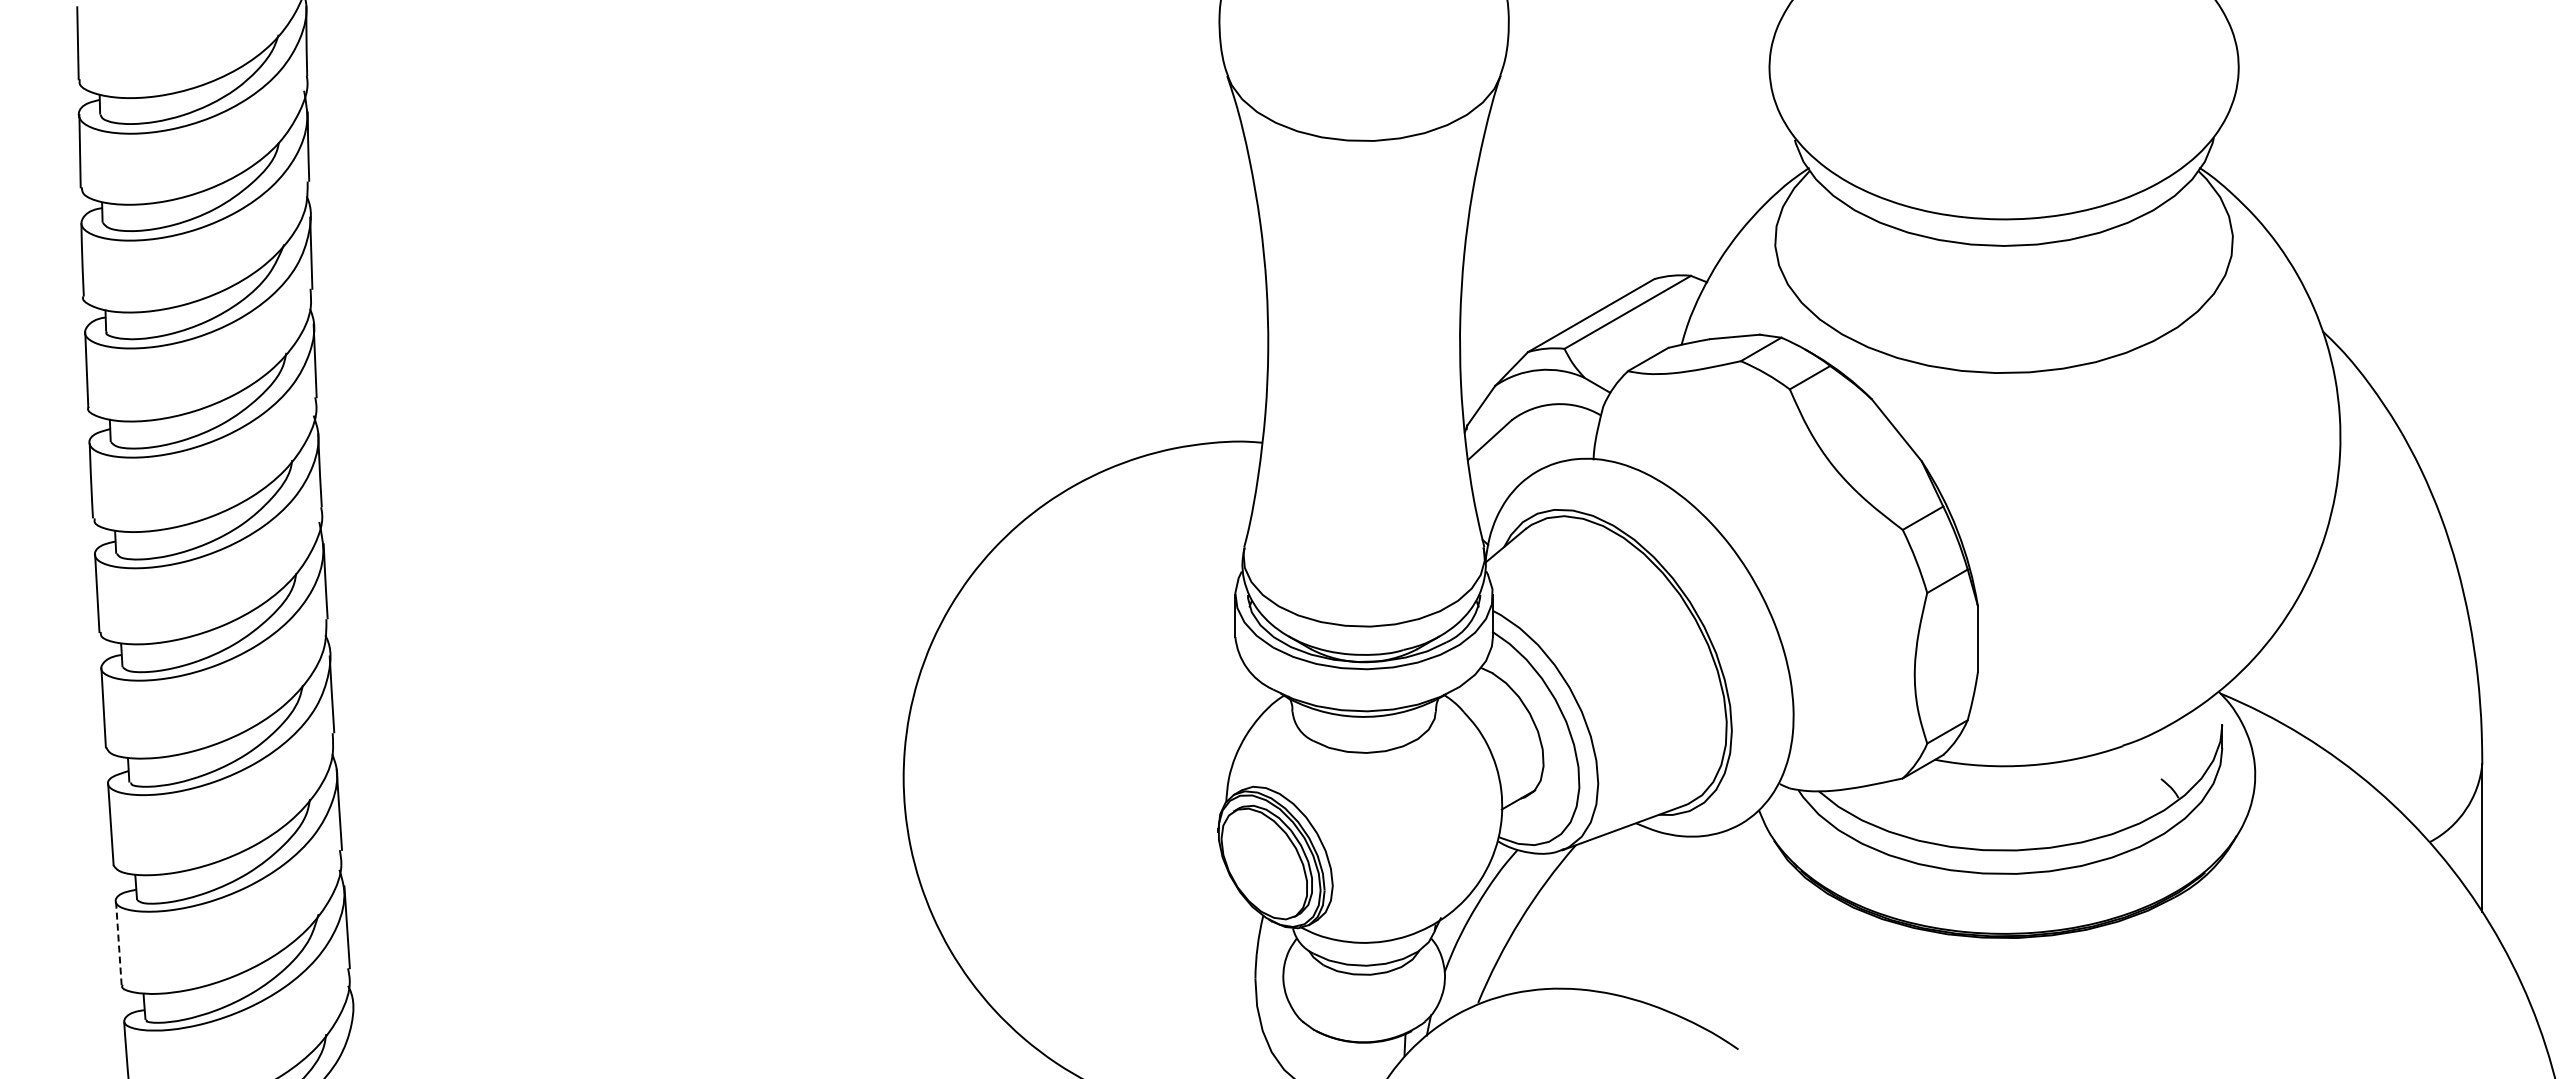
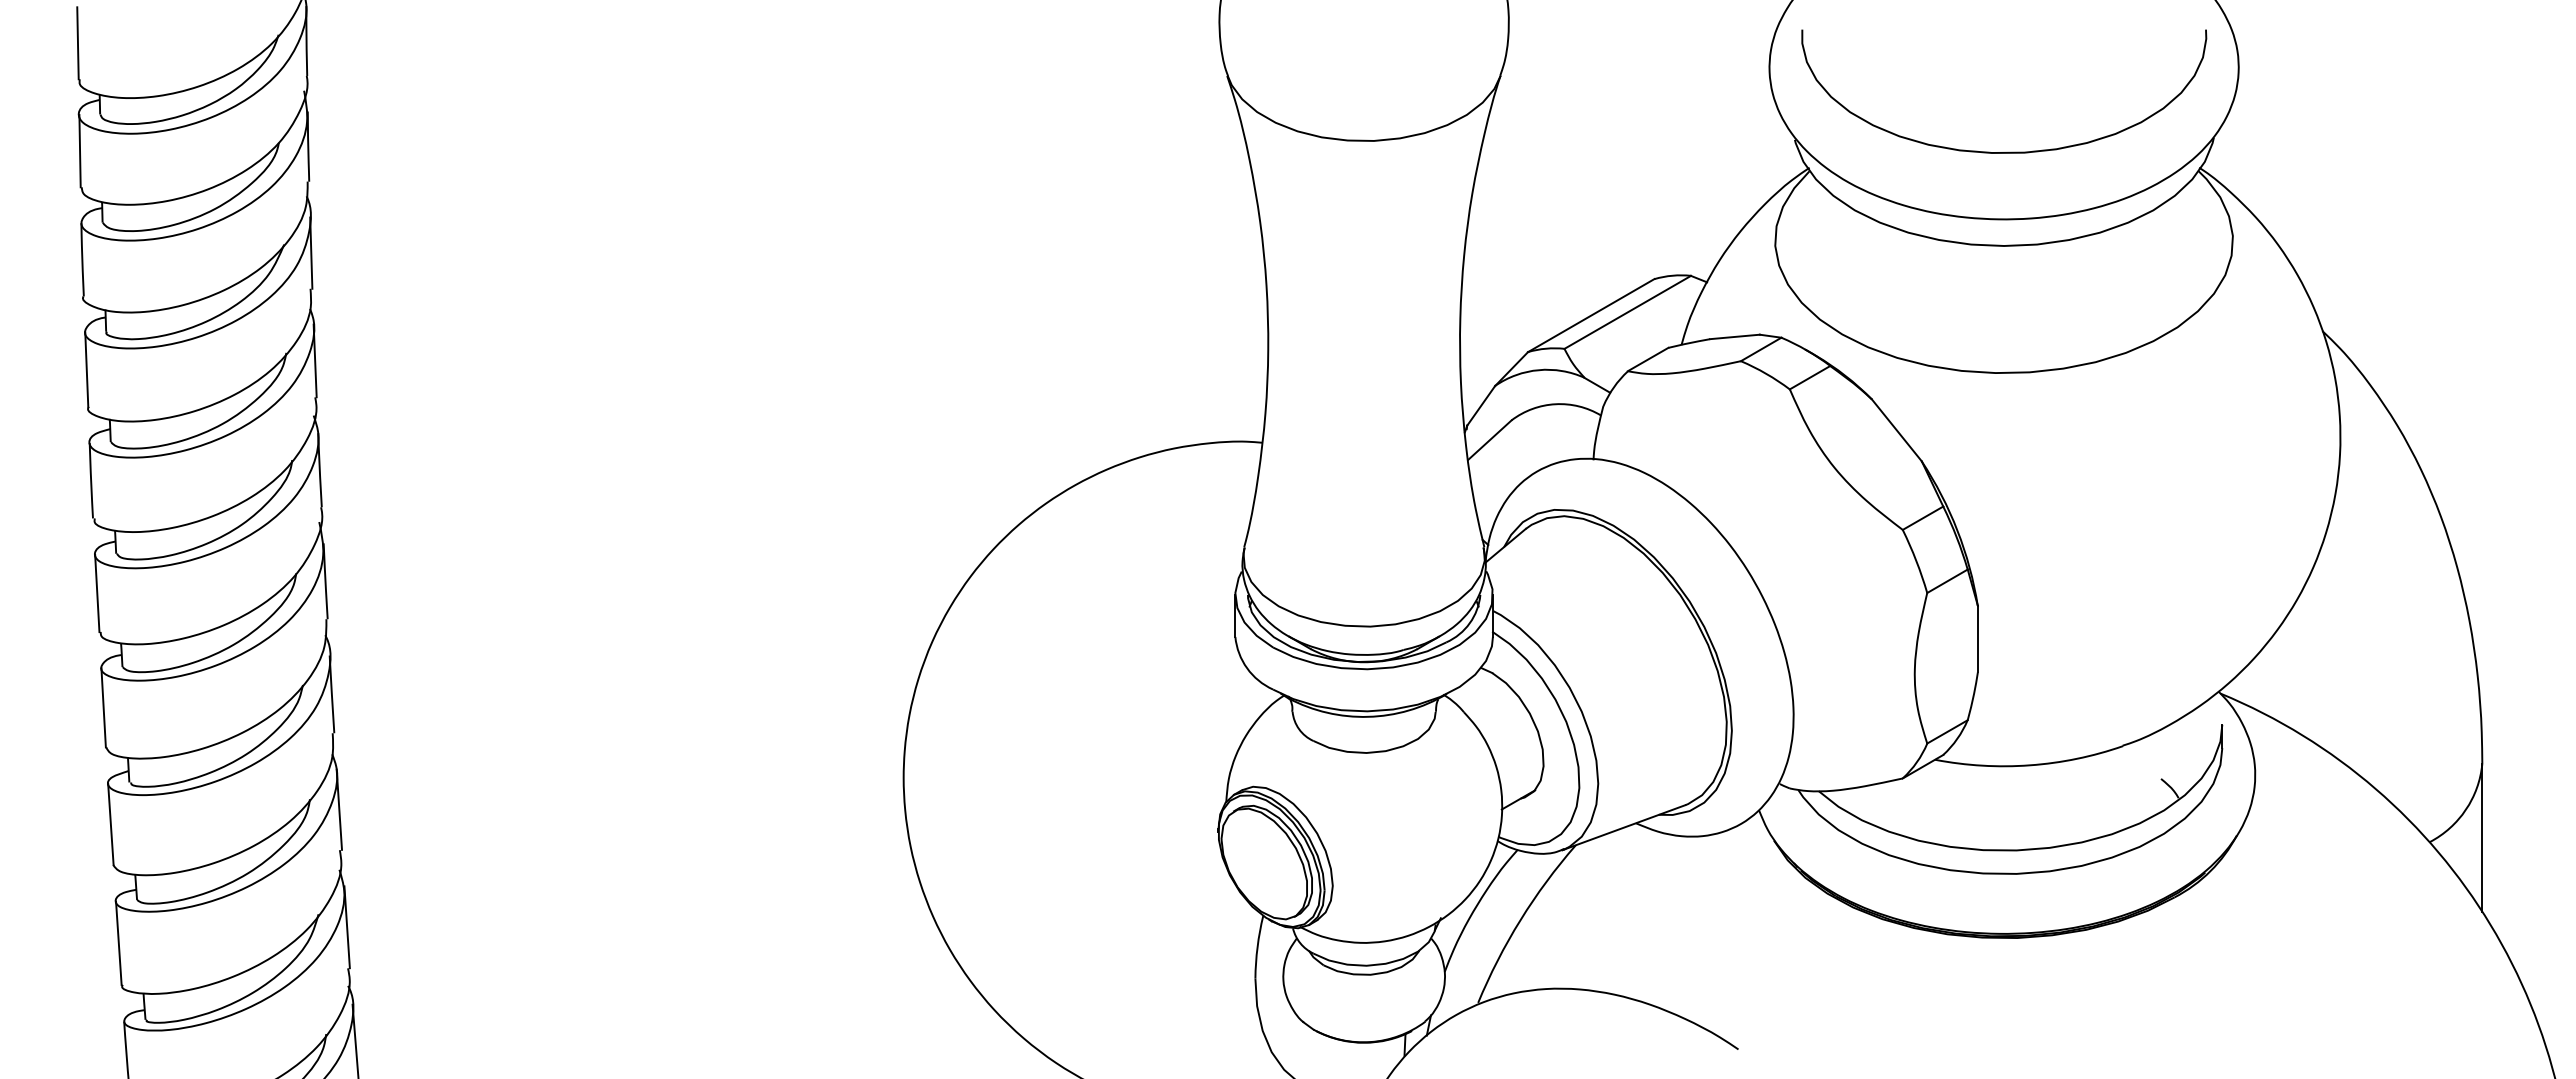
curve: none -> present (2007, 151)
line: dashed -> solid (118, 943)
line: none -> present (355, 1039)
